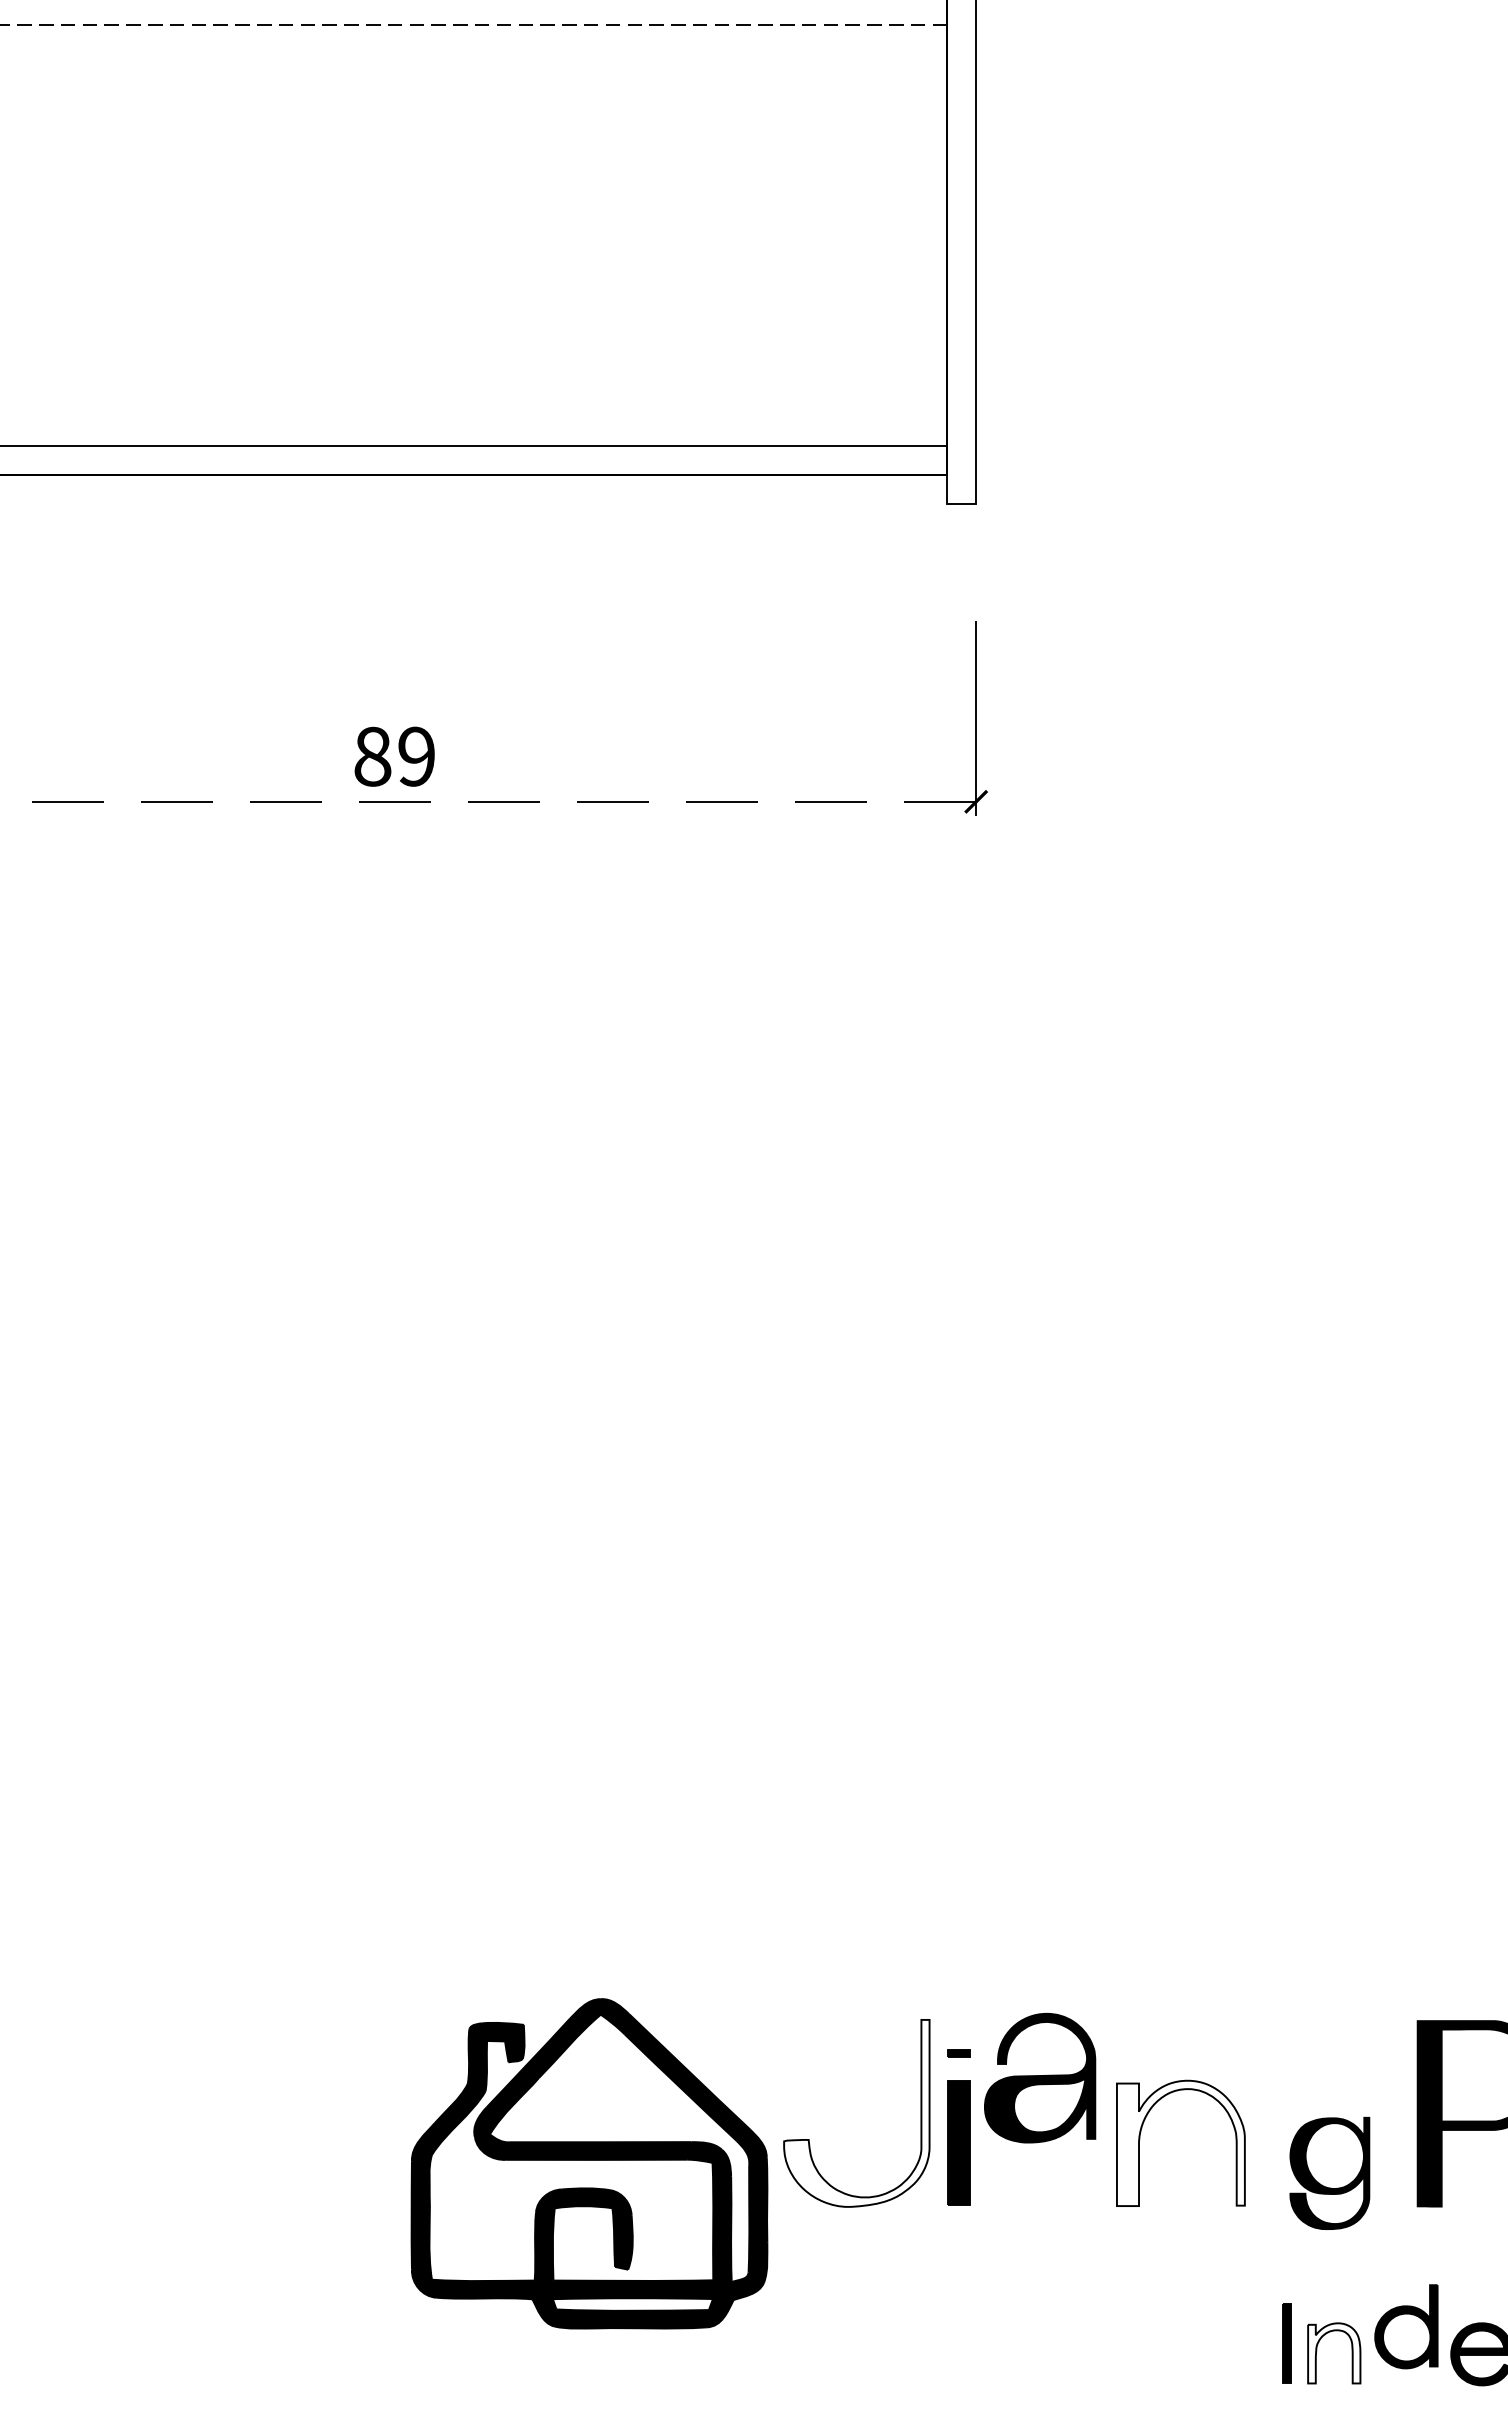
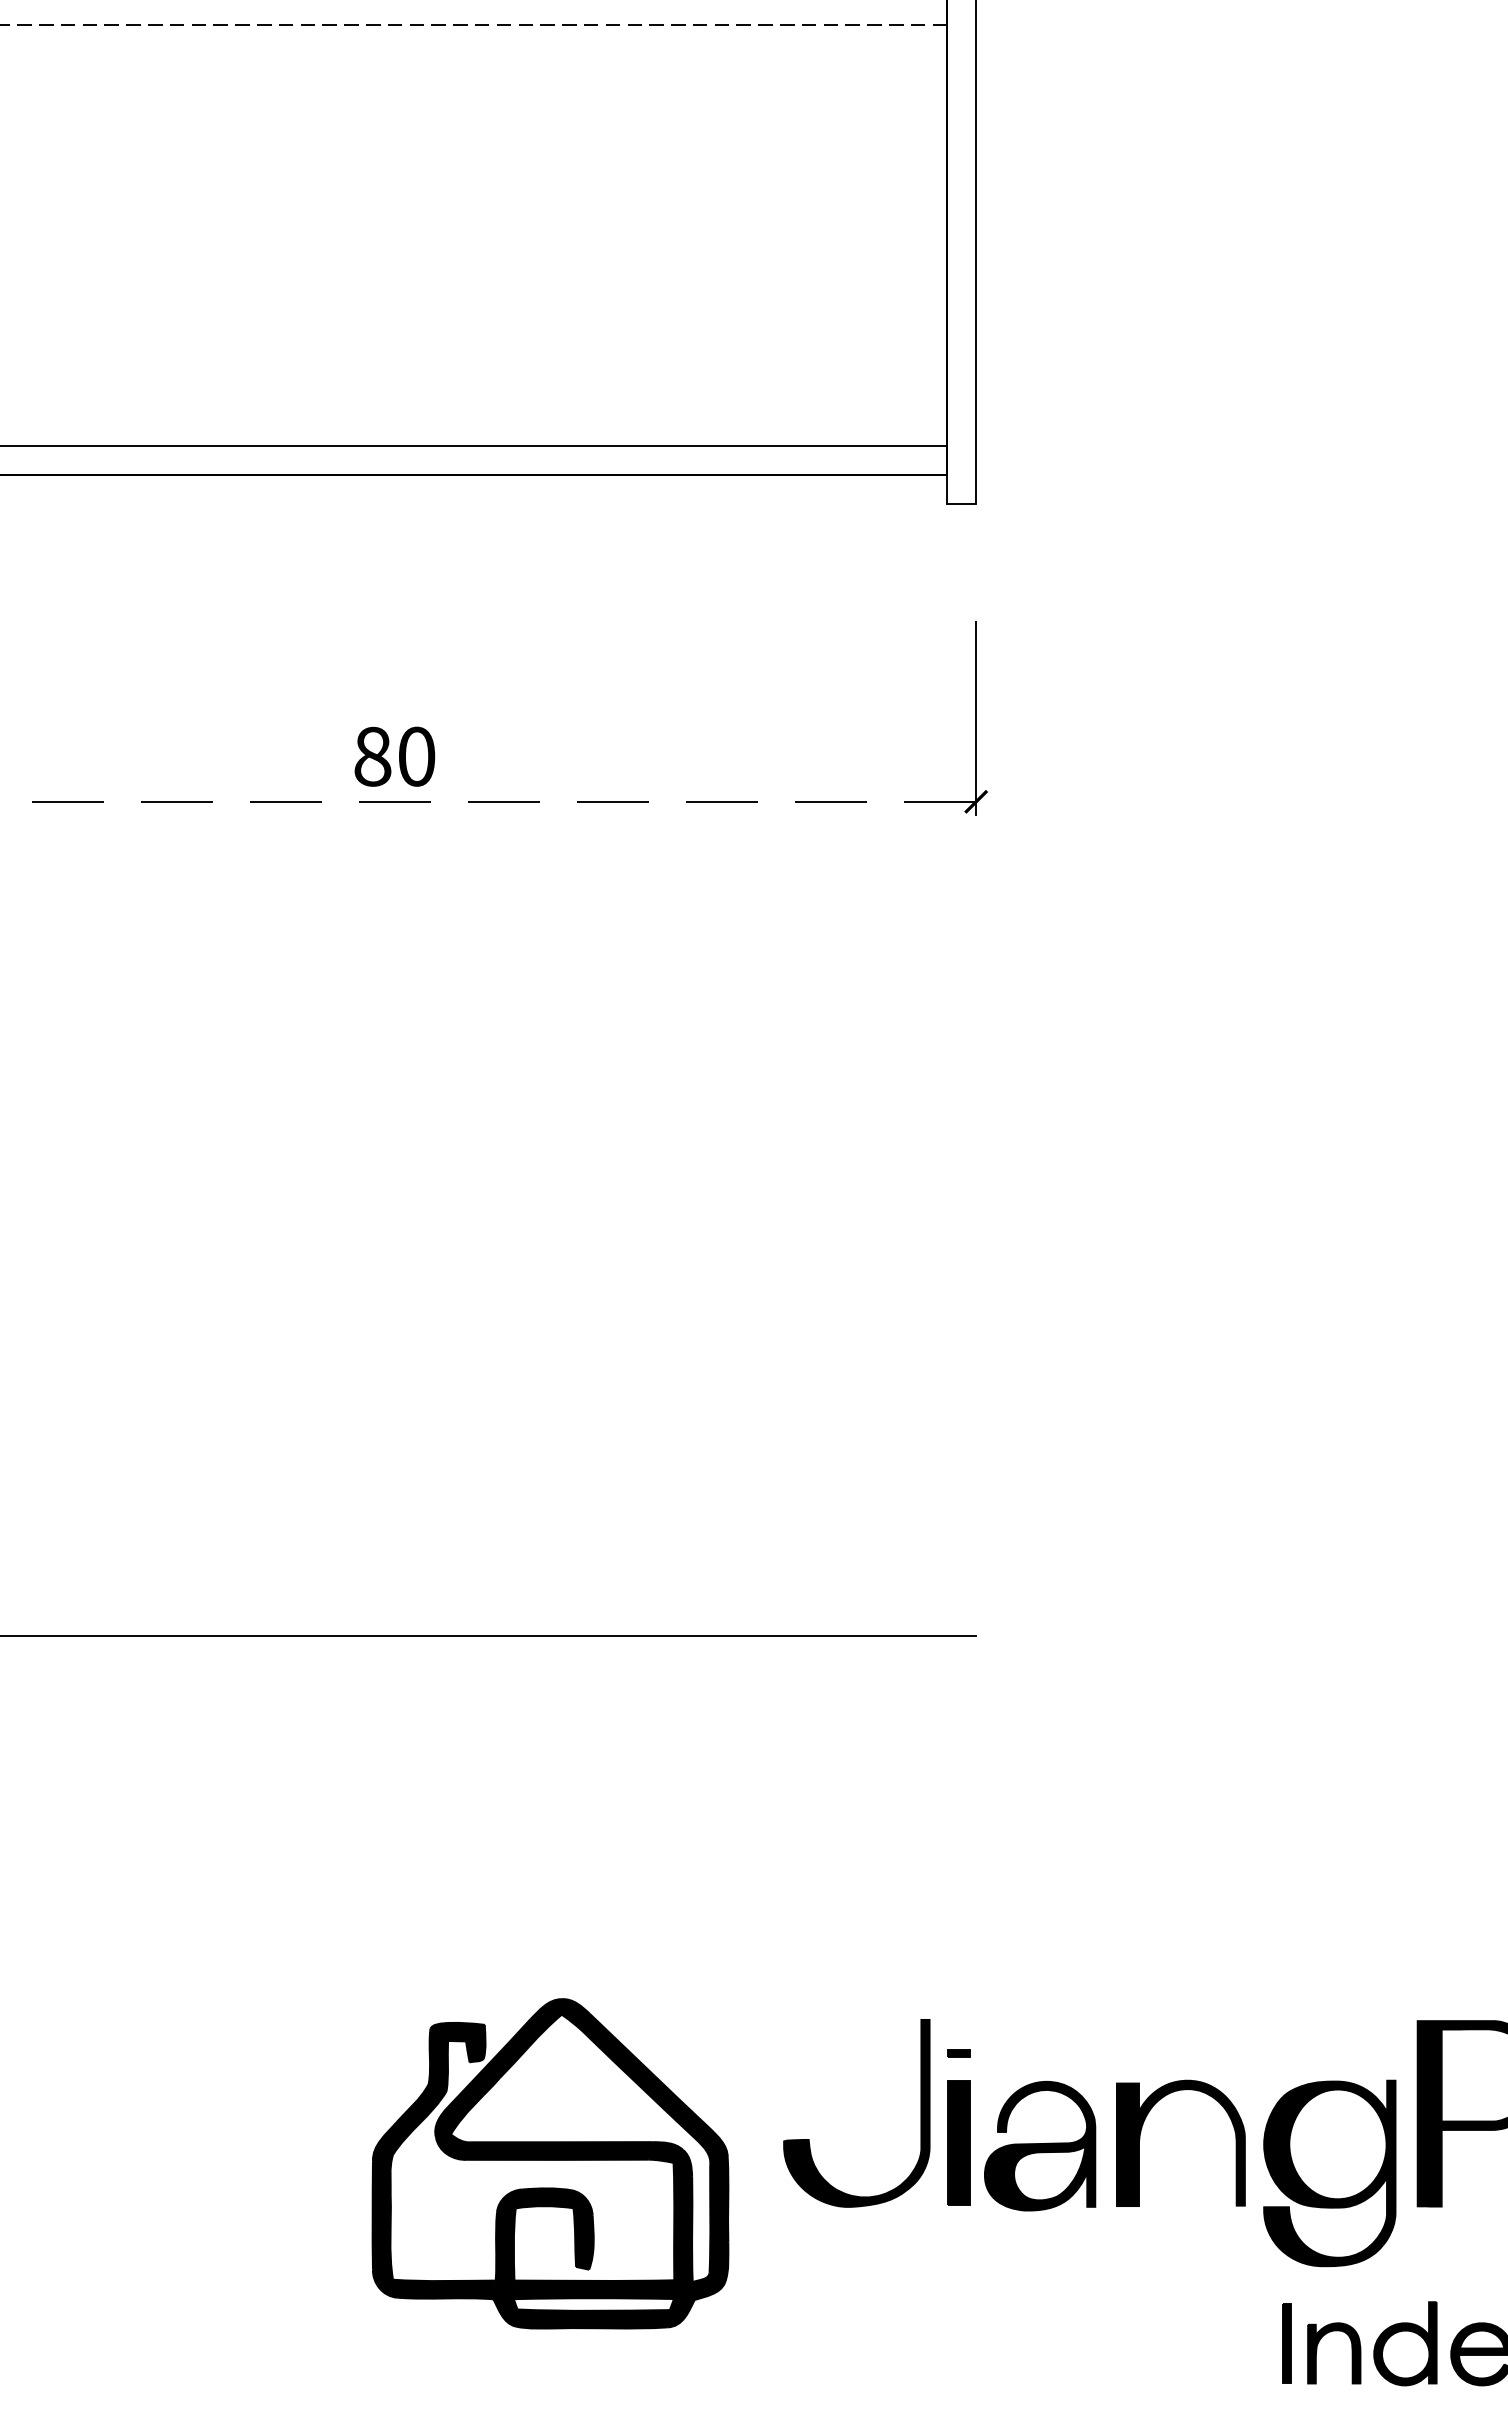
text: 89 -> 80 (416, 756)
line: none -> present (489, 1635)
part position: (1040, 2077) -> (1040, 2145) (1040, 2145)
fill: none -> present (856, 2112)
fill: none -> present (1180, 2143)
part position: (589, 2163) -> (550, 2163) (550, 2163)
part size: 82x114 px -> 134x189 px (1329, 2173)
part position: (1406, 2326) -> (1405, 2343) (1405, 2343)
fill: none -> present (1334, 2353)
